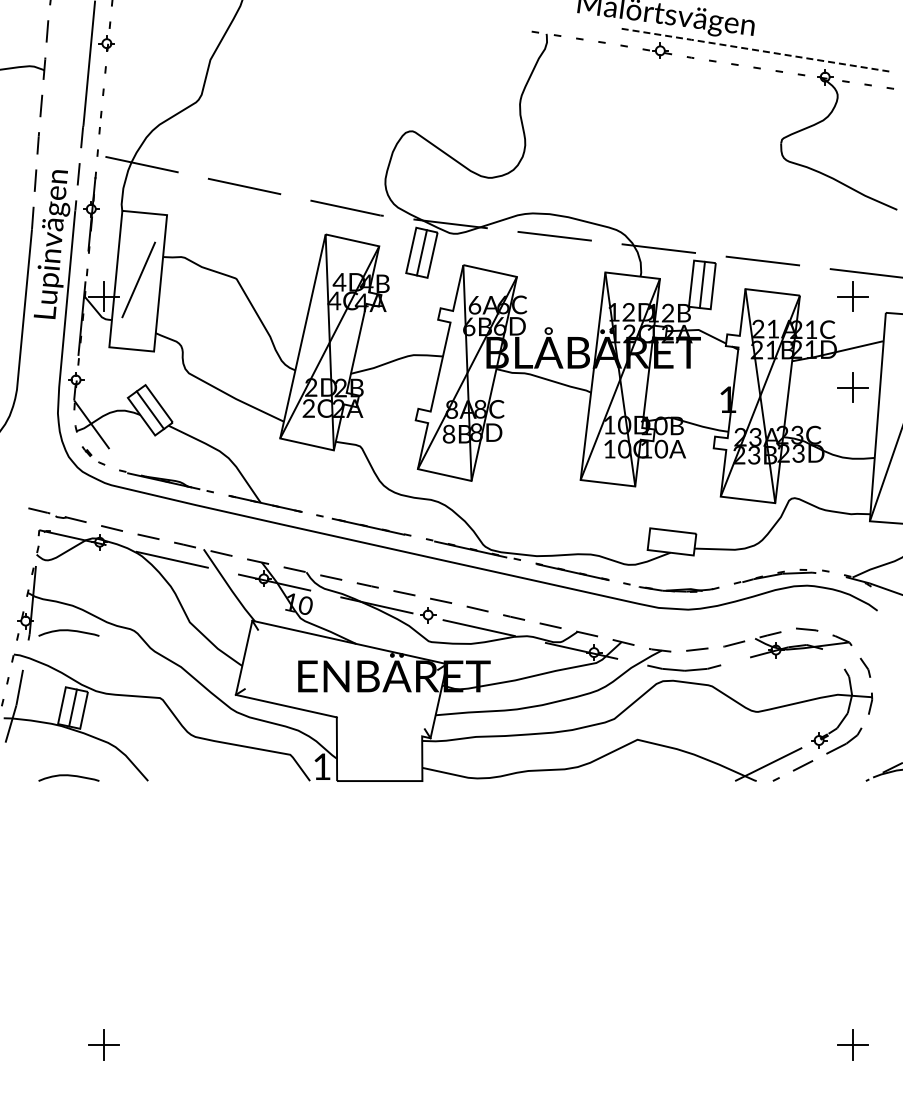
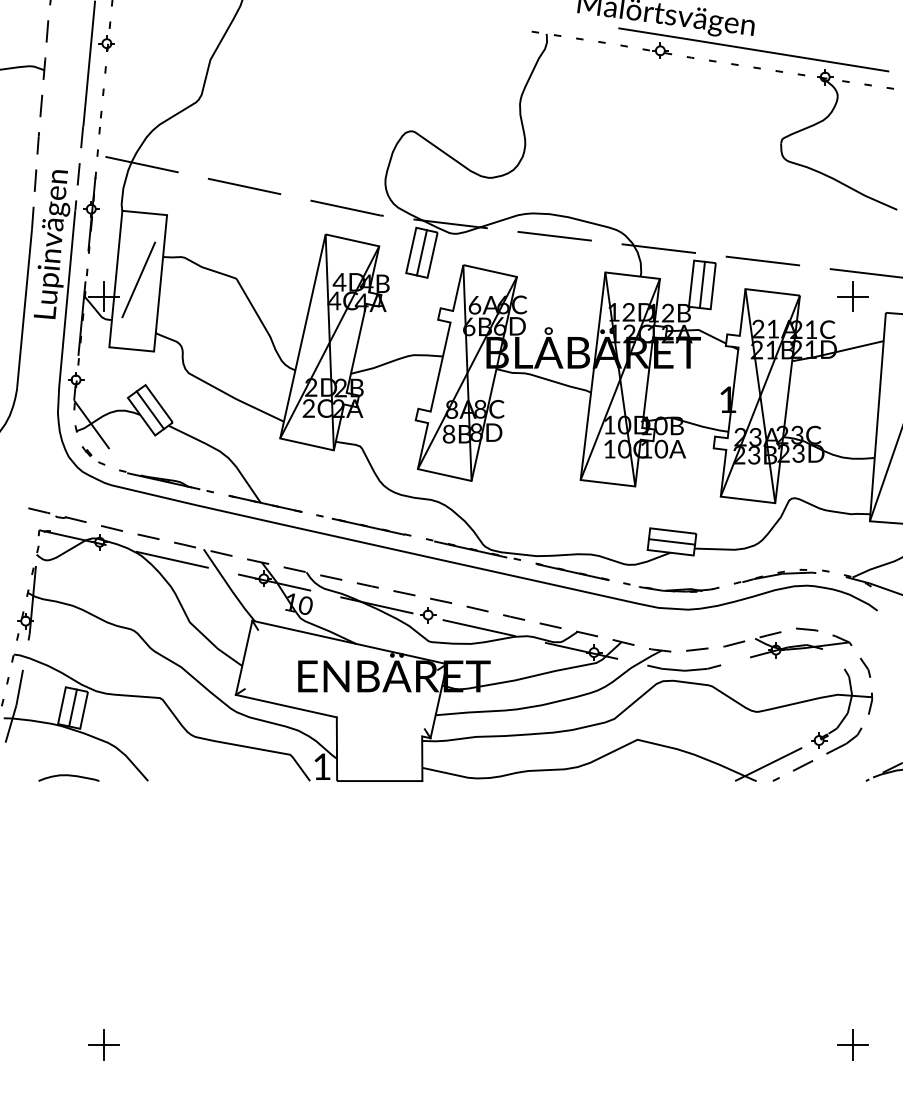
line: dashed -> solid (753, 49)
part: present -> none (852, 387)
line: none -> present (671, 541)
curve: present -> none (68, 631)
